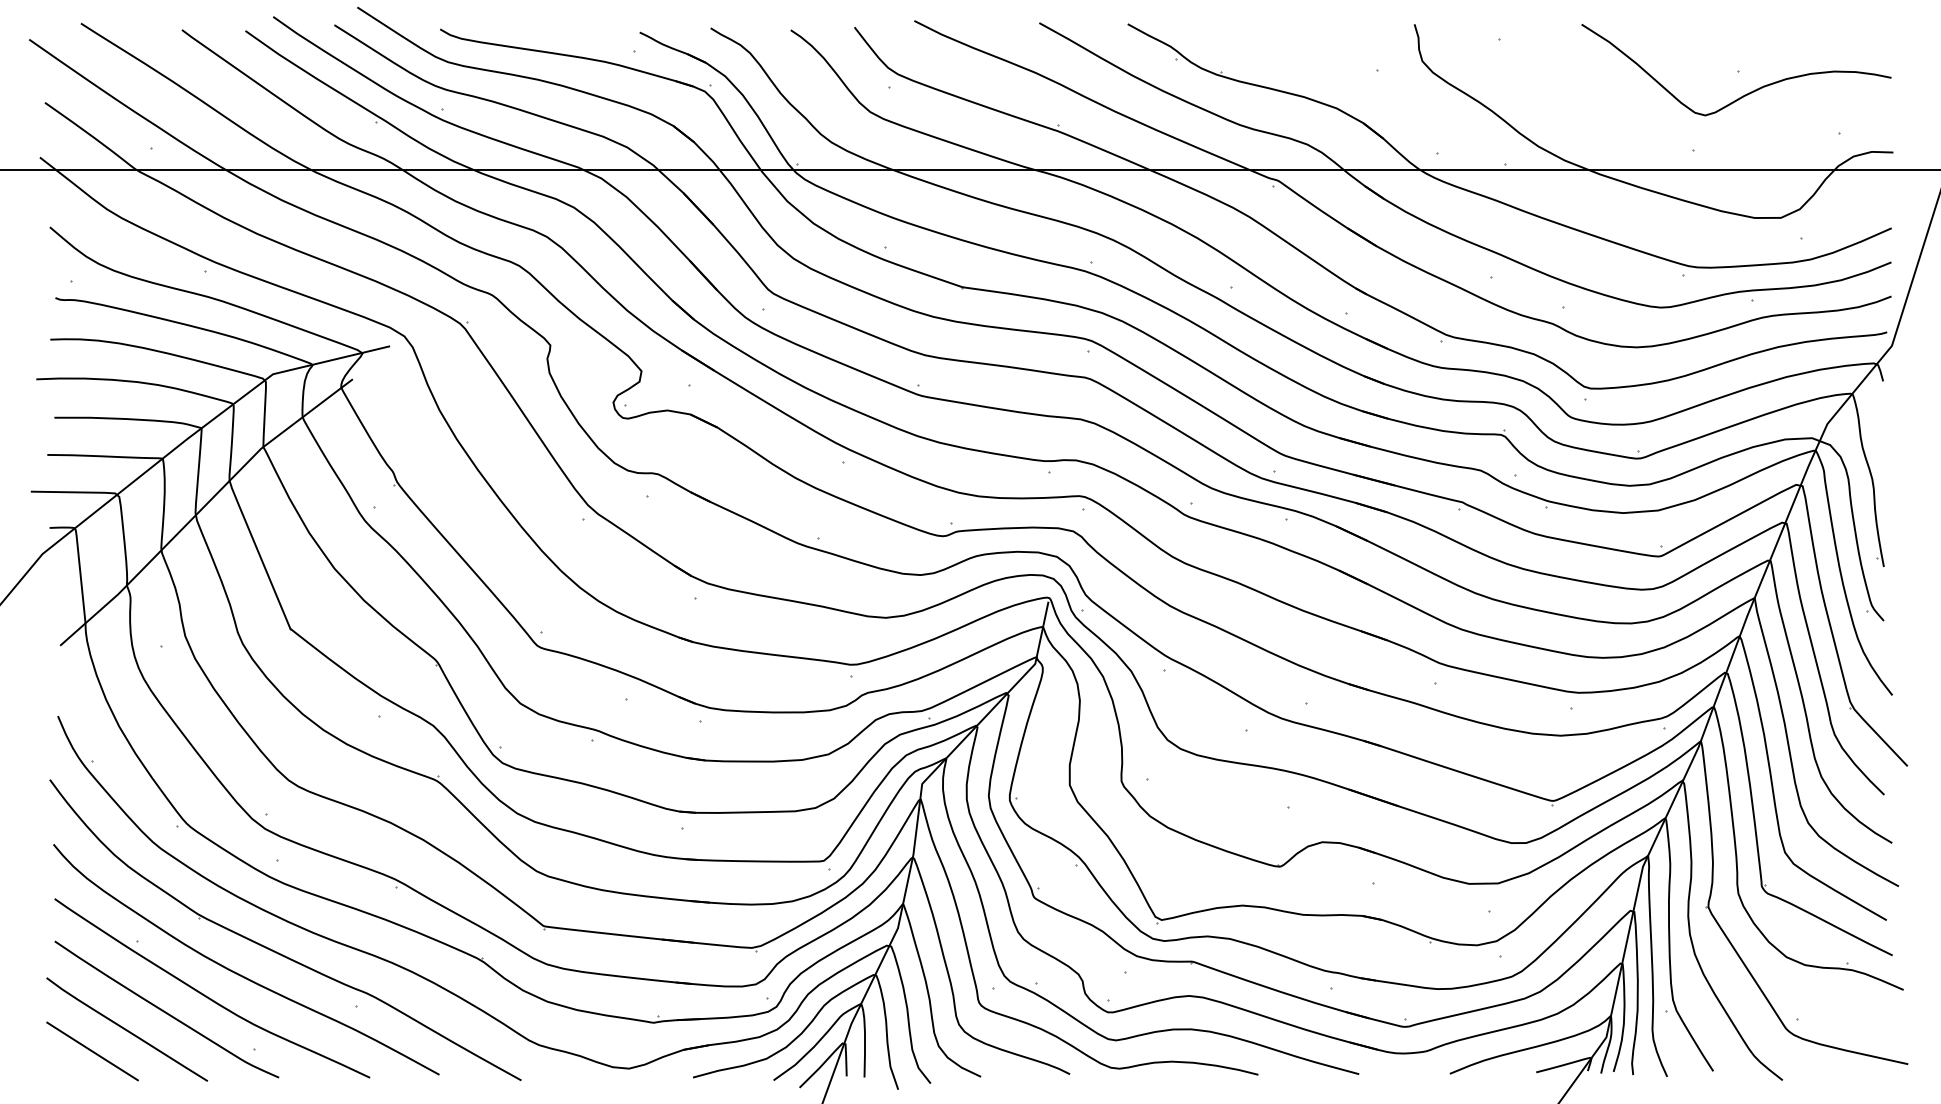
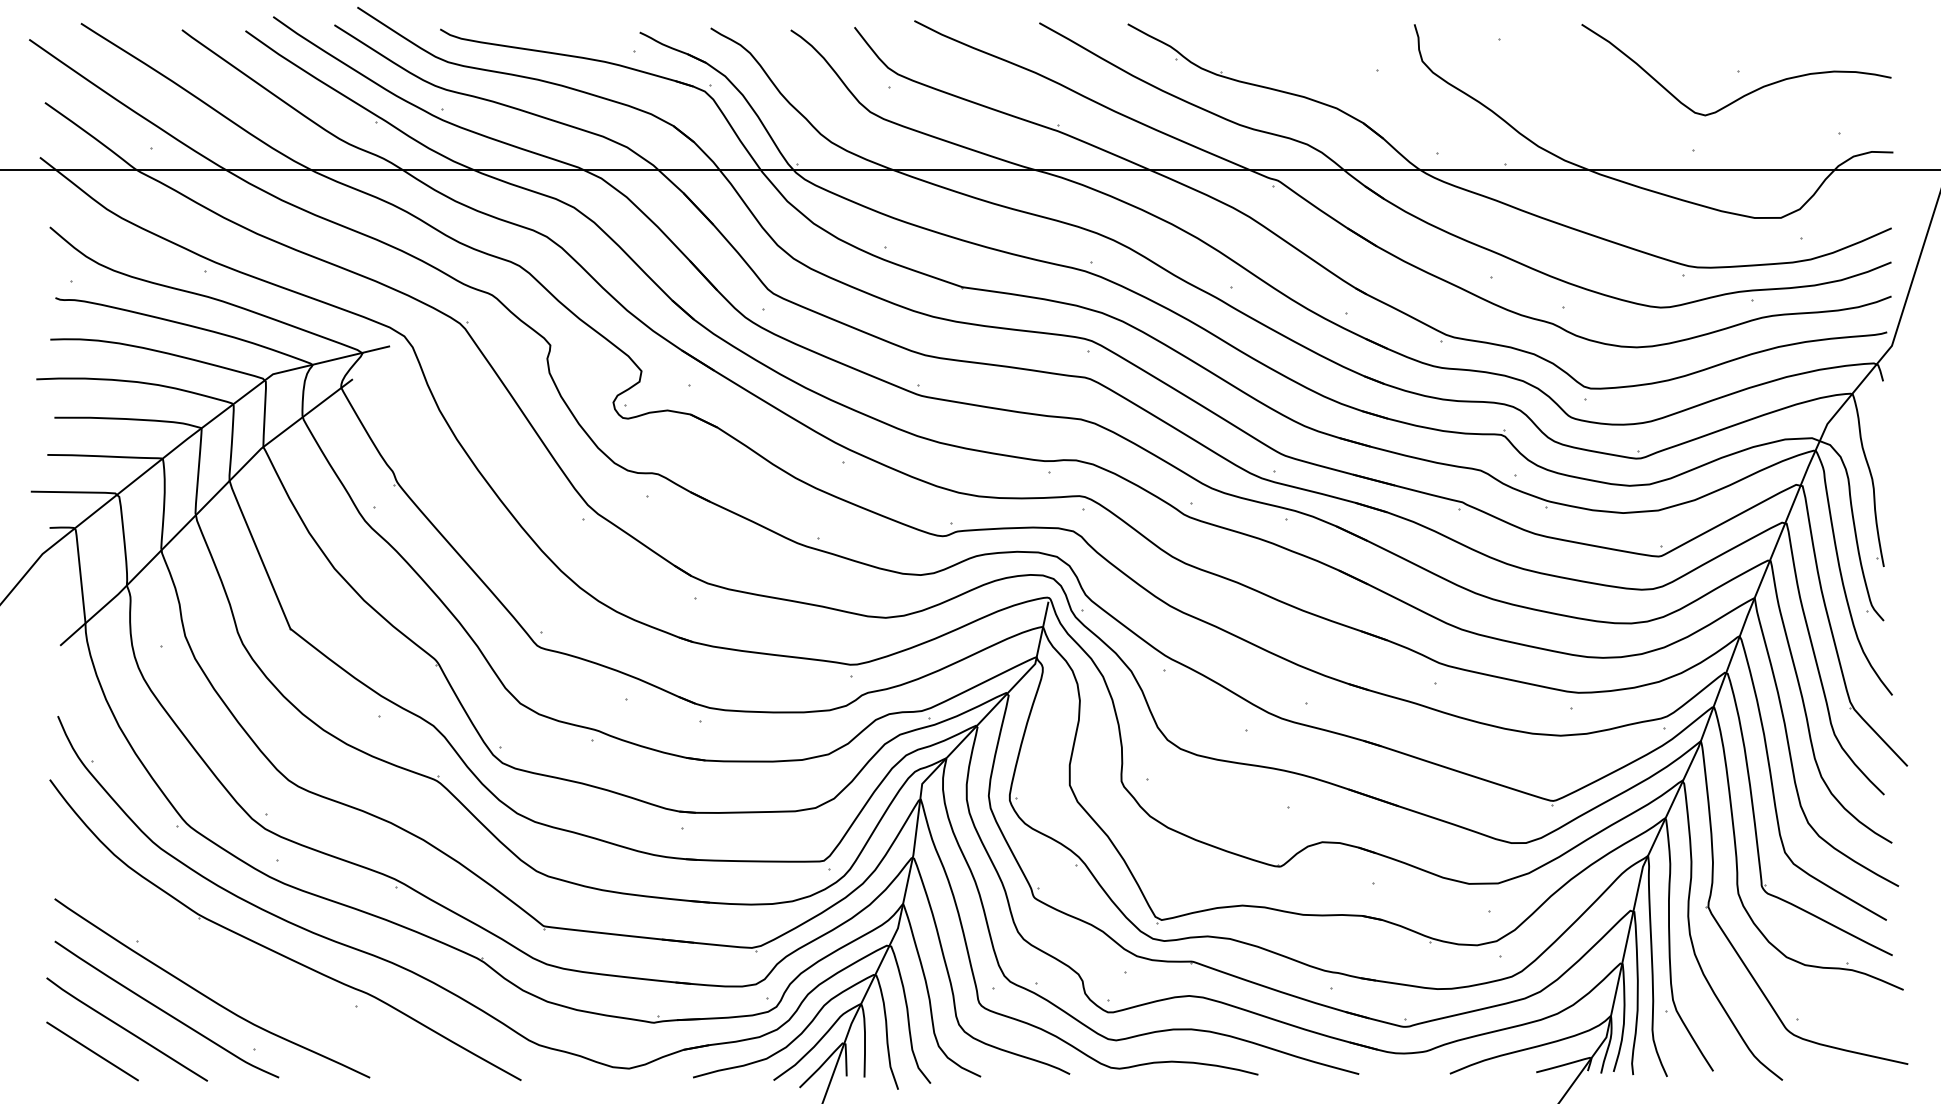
curve: present -> none (239, 973)
